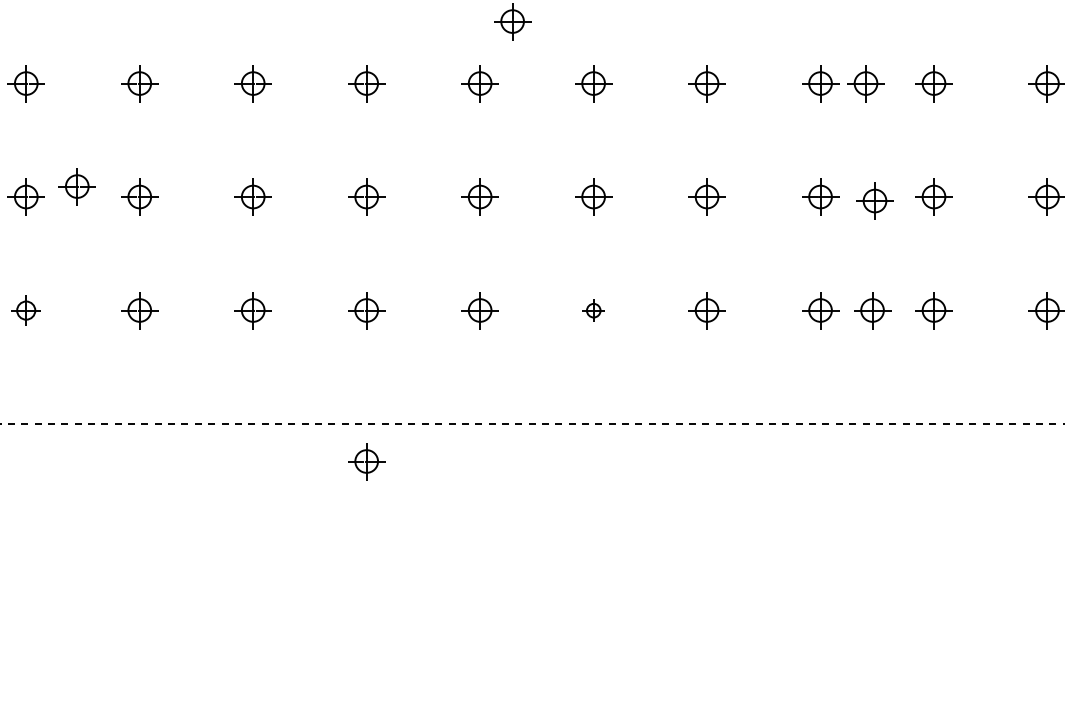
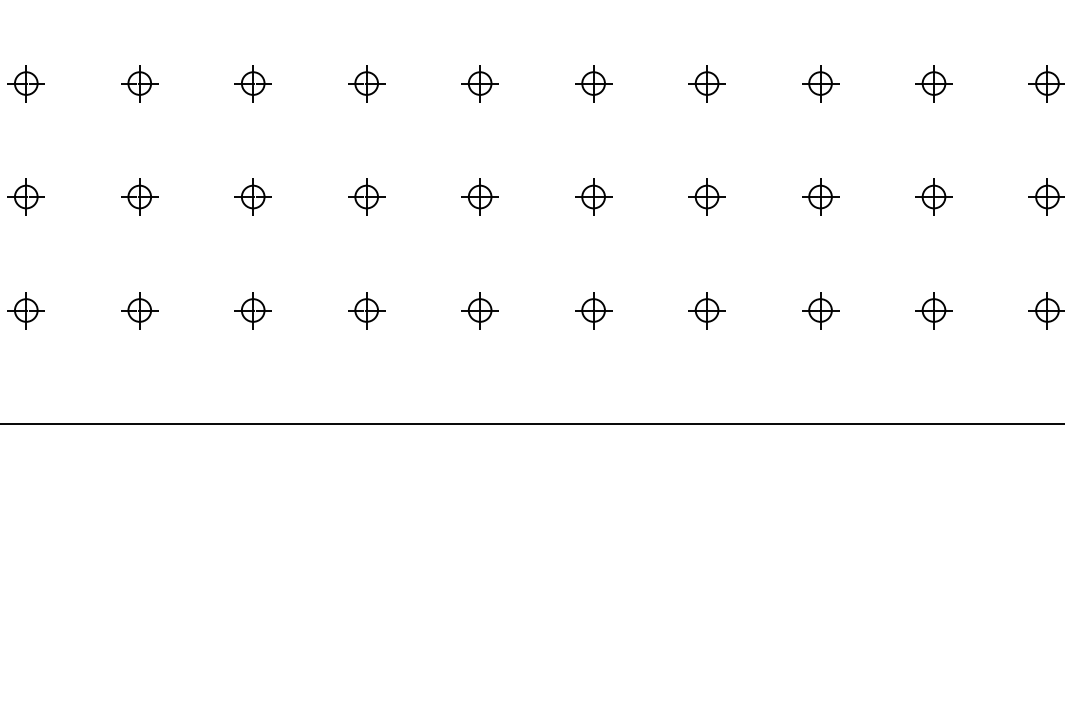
part: present -> none (512, 21)
part: present -> none (865, 83)
part: present -> none (76, 186)
part: present -> none (874, 200)
part size: 30x31 px -> 38x38 px (25, 310)
part size: 23x23 px -> 38x38 px (593, 310)
part: present -> none (872, 310)
line: dashed -> solid (532, 423)
part: present -> none (366, 461)
